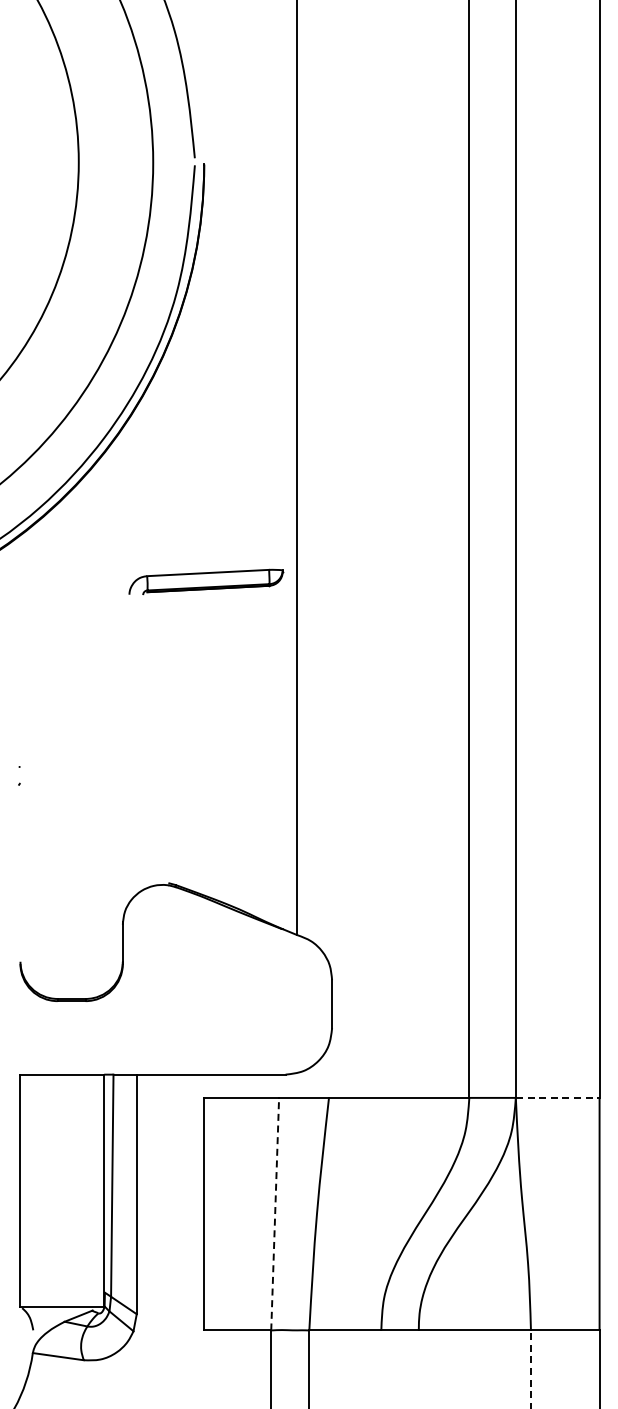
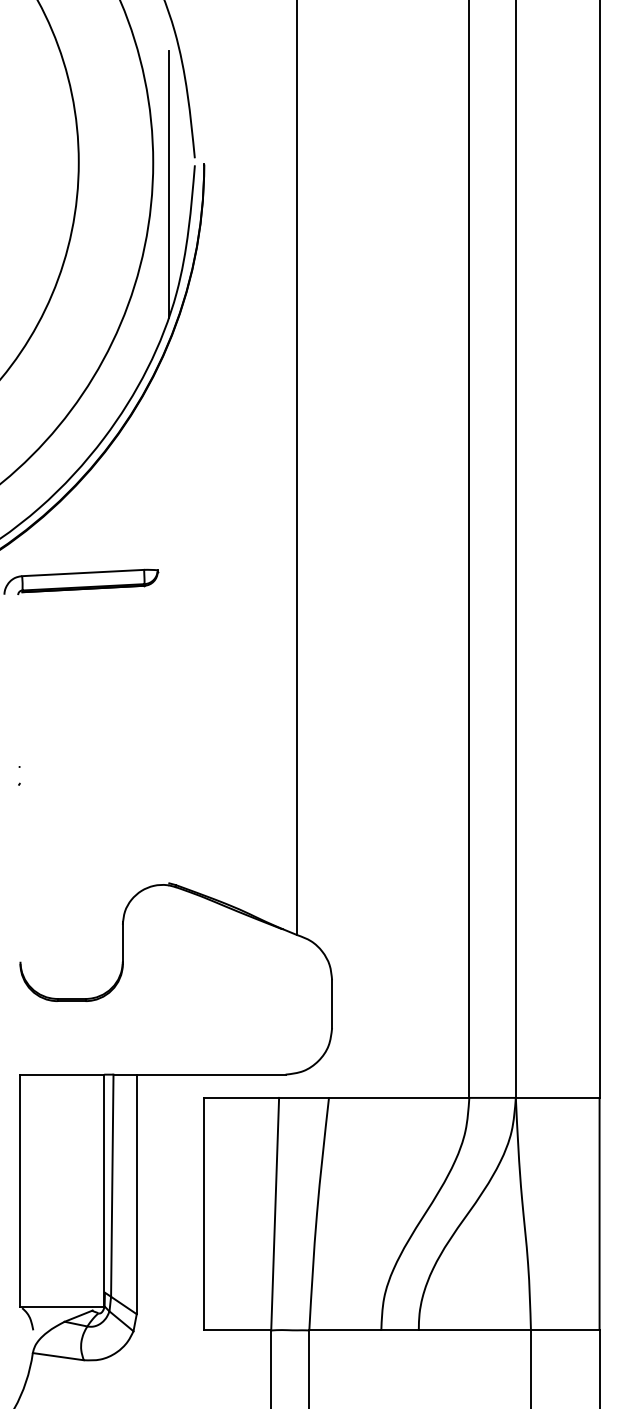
line: none -> present (169, 184)
part position: (206, 581) -> (81, 581) (81, 581)
line: dashed -> solid (557, 1097)
line: dashed -> solid (275, 1213)
line: dashed -> solid (530, 1369)
